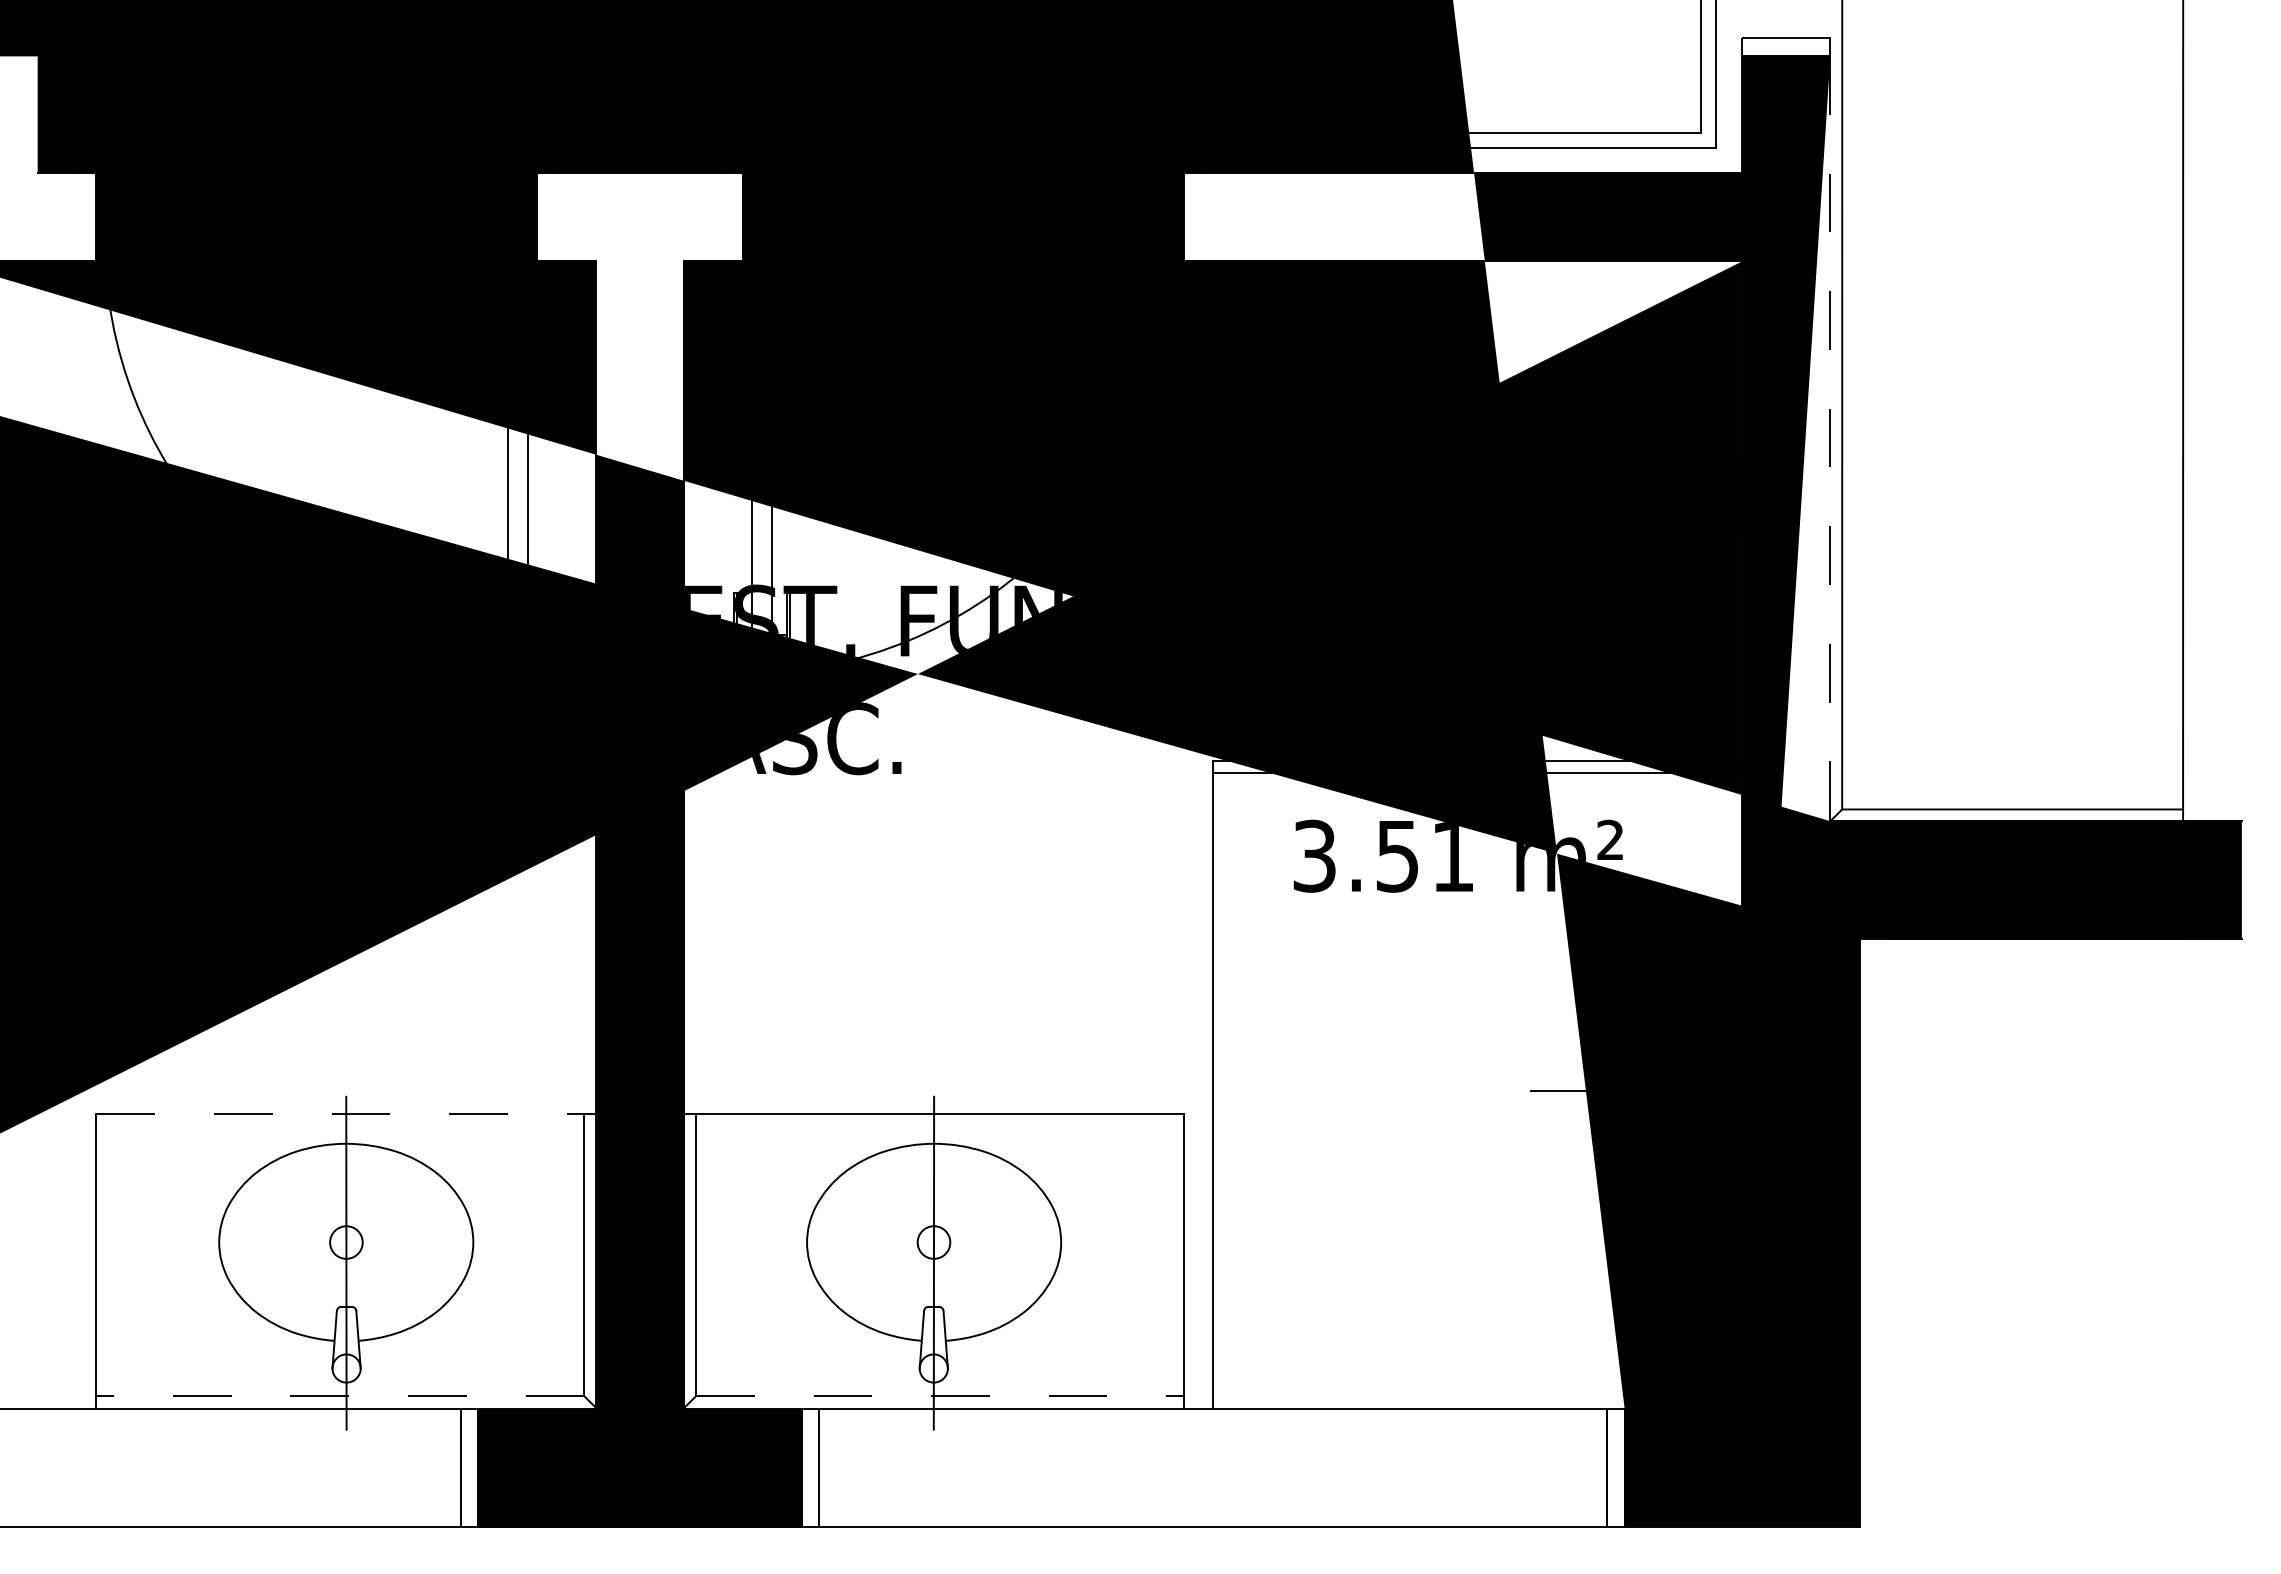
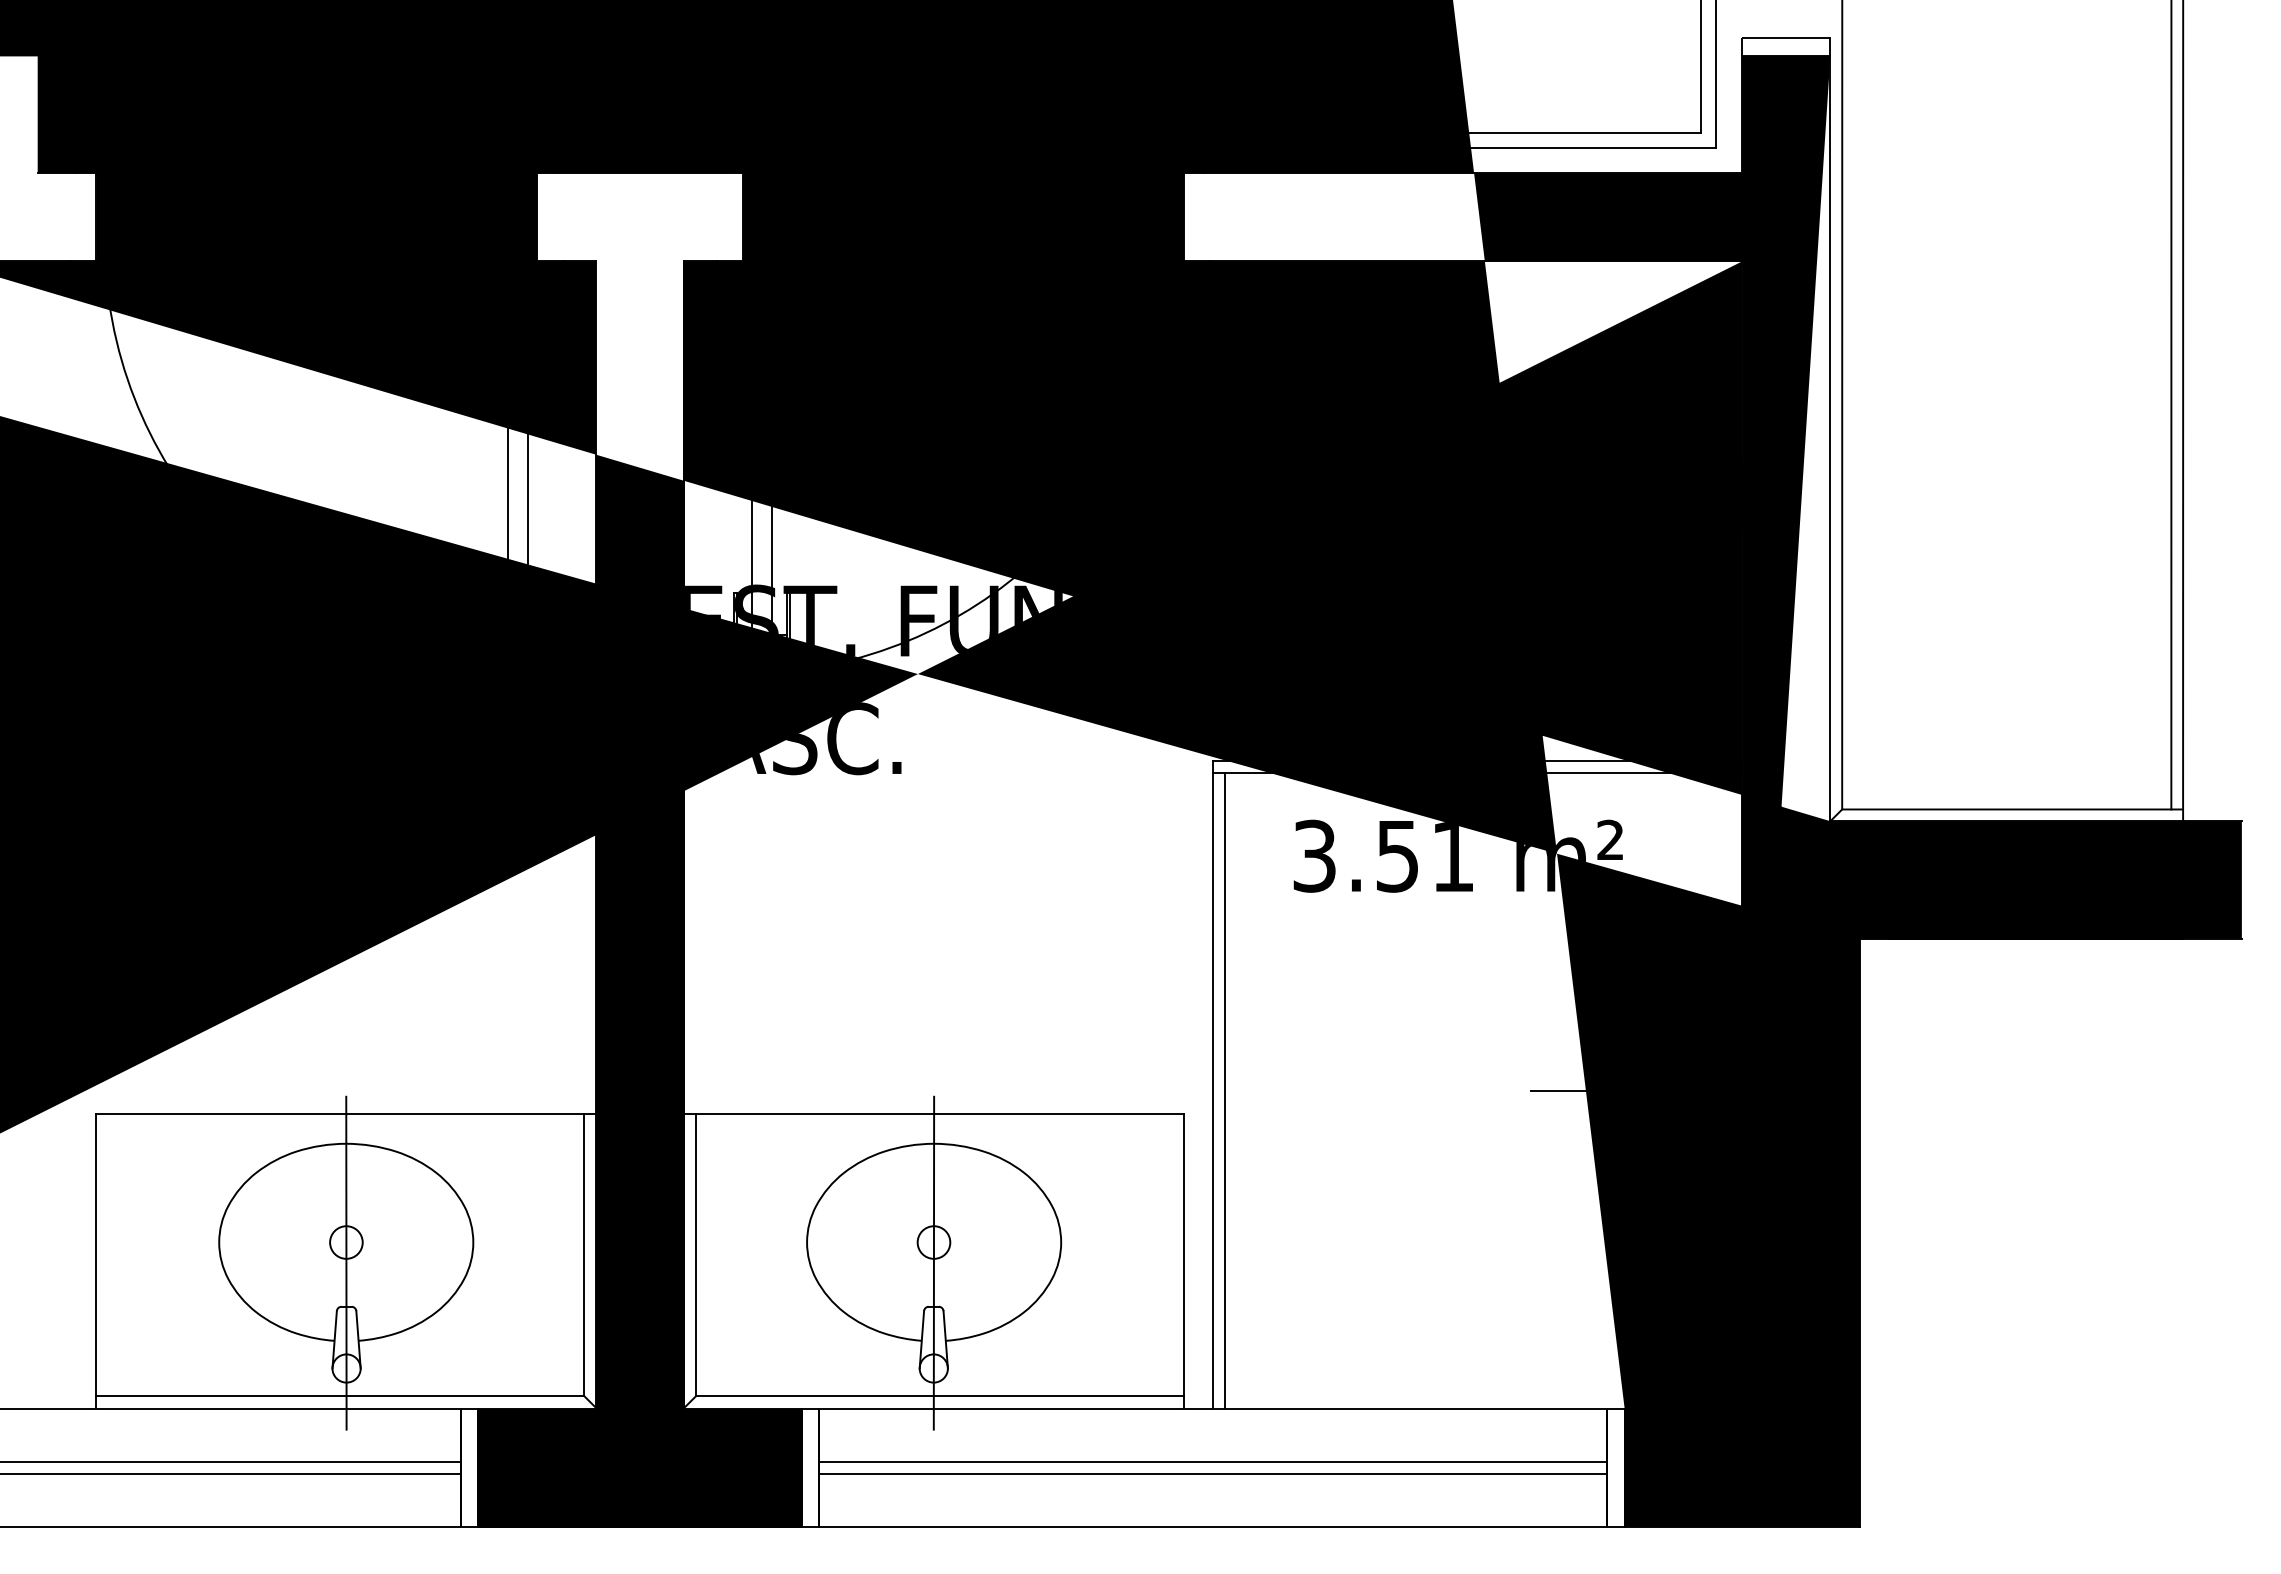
line: none -> present (2171, 405)
line: dashed -> solid (1830, 438)
line: none -> present (1225, 1089)
line: dashed -> solid (346, 1114)
line: dashed -> solid (340, 1396)
line: dashed -> solid (939, 1396)
line: none -> present (231, 1461)
line: none -> present (1213, 1461)
line: none -> present (231, 1473)
line: none -> present (1213, 1473)
